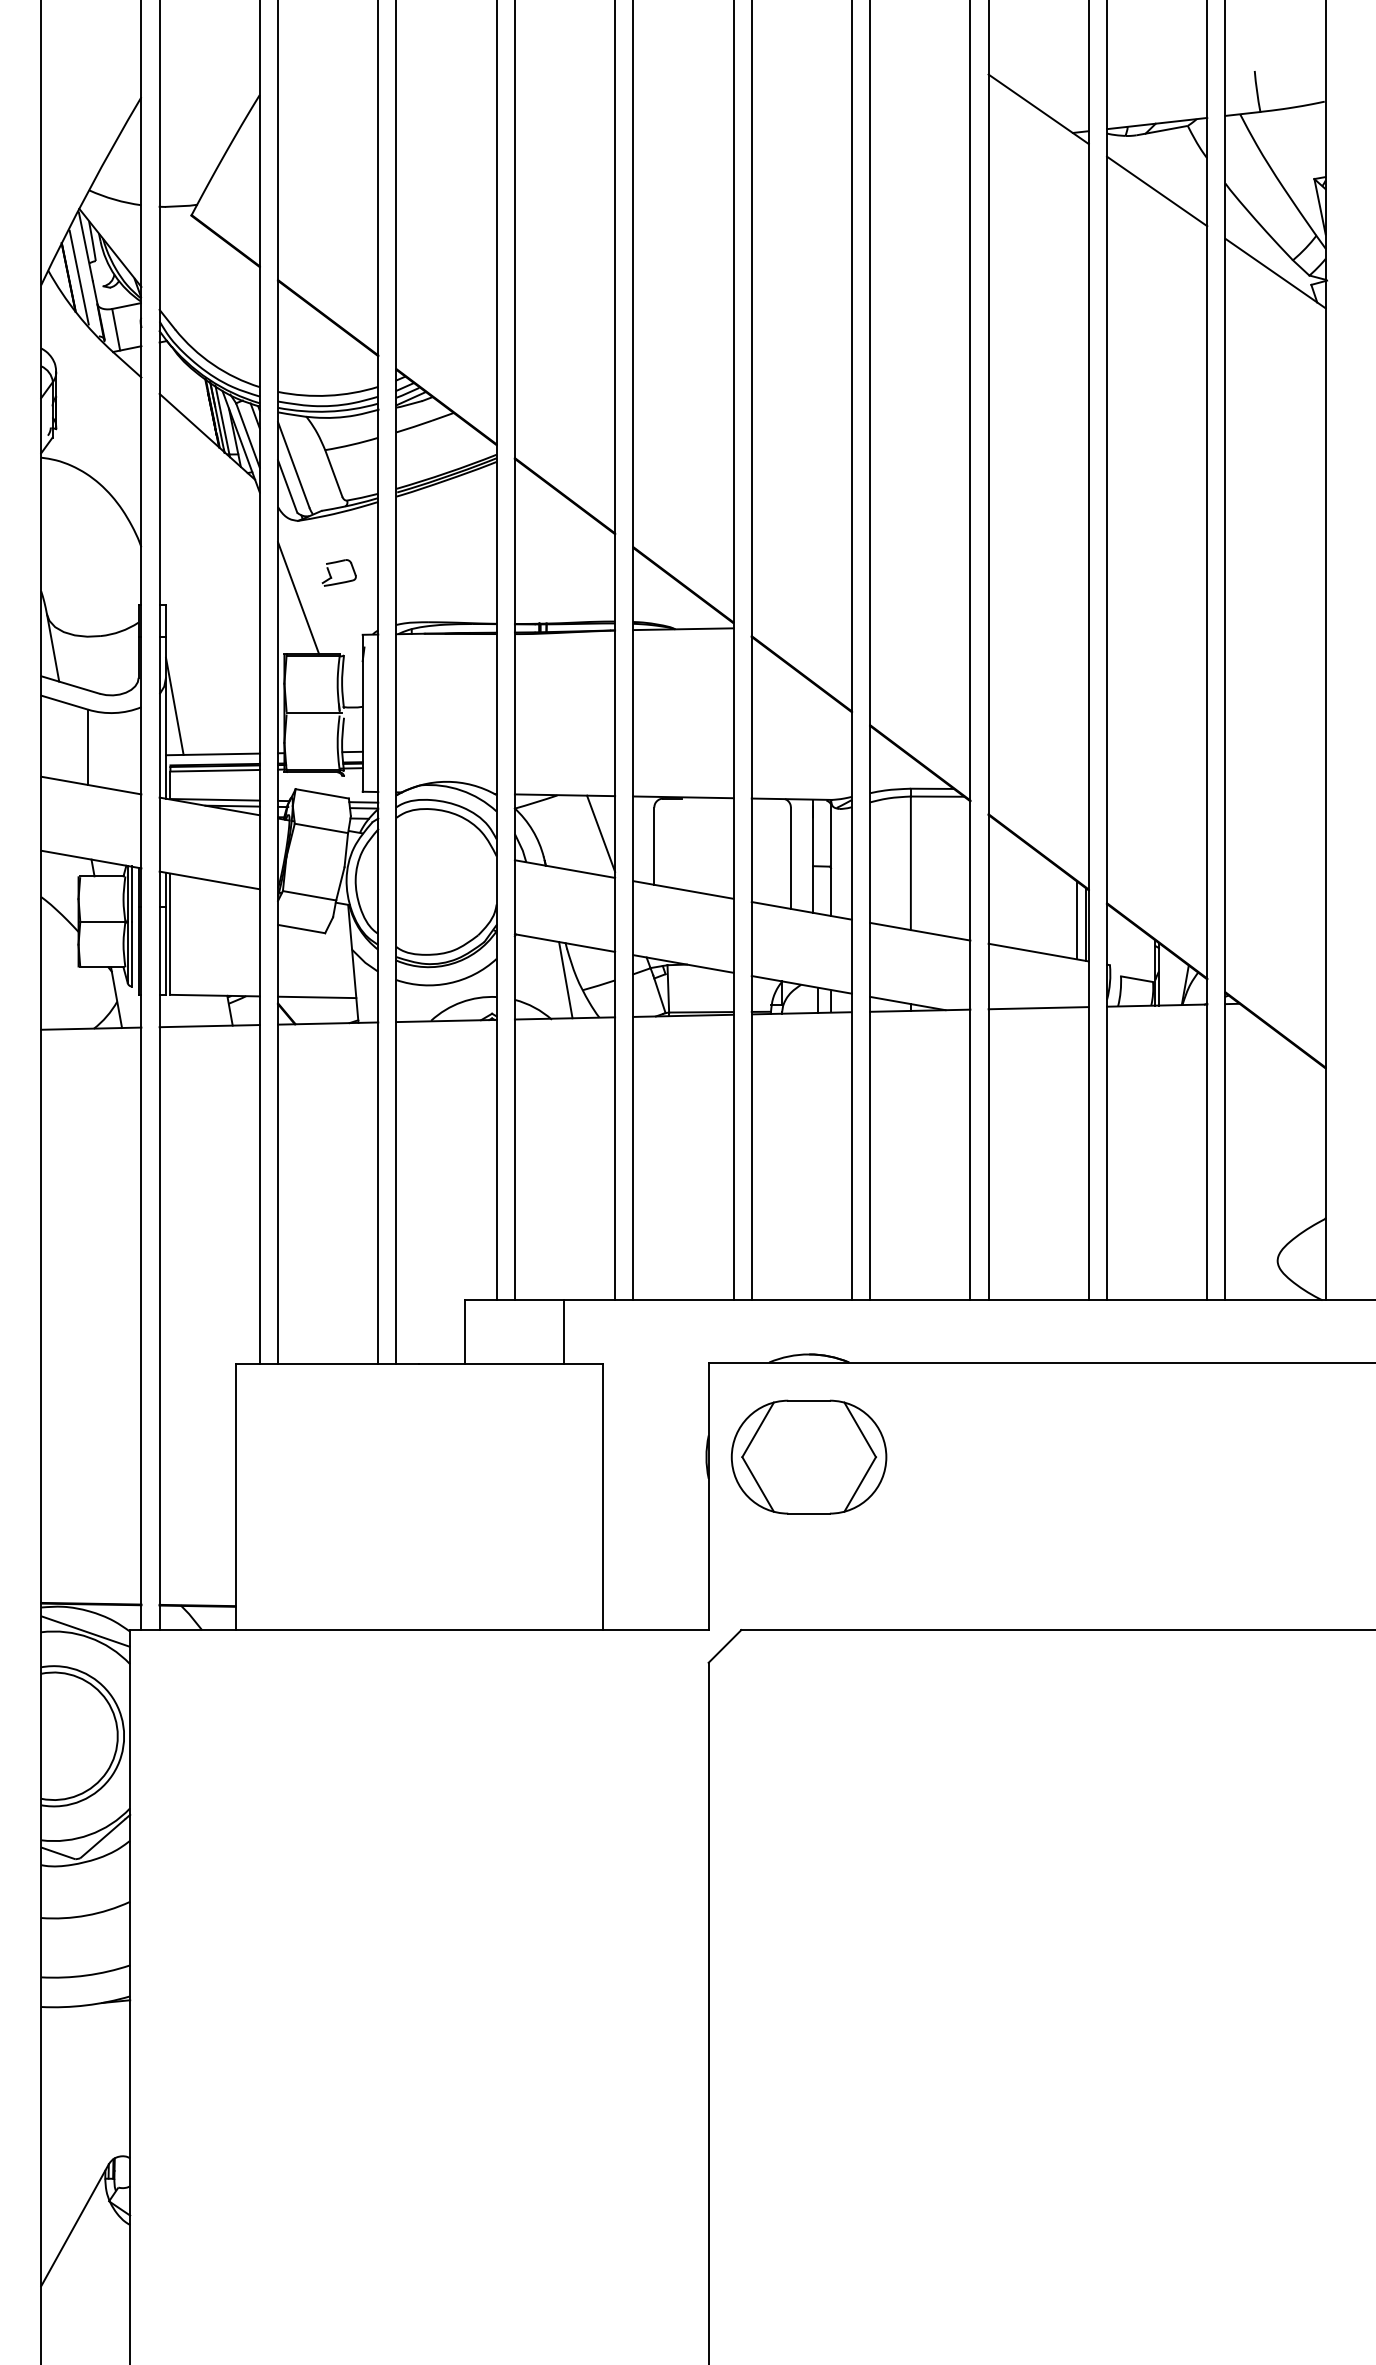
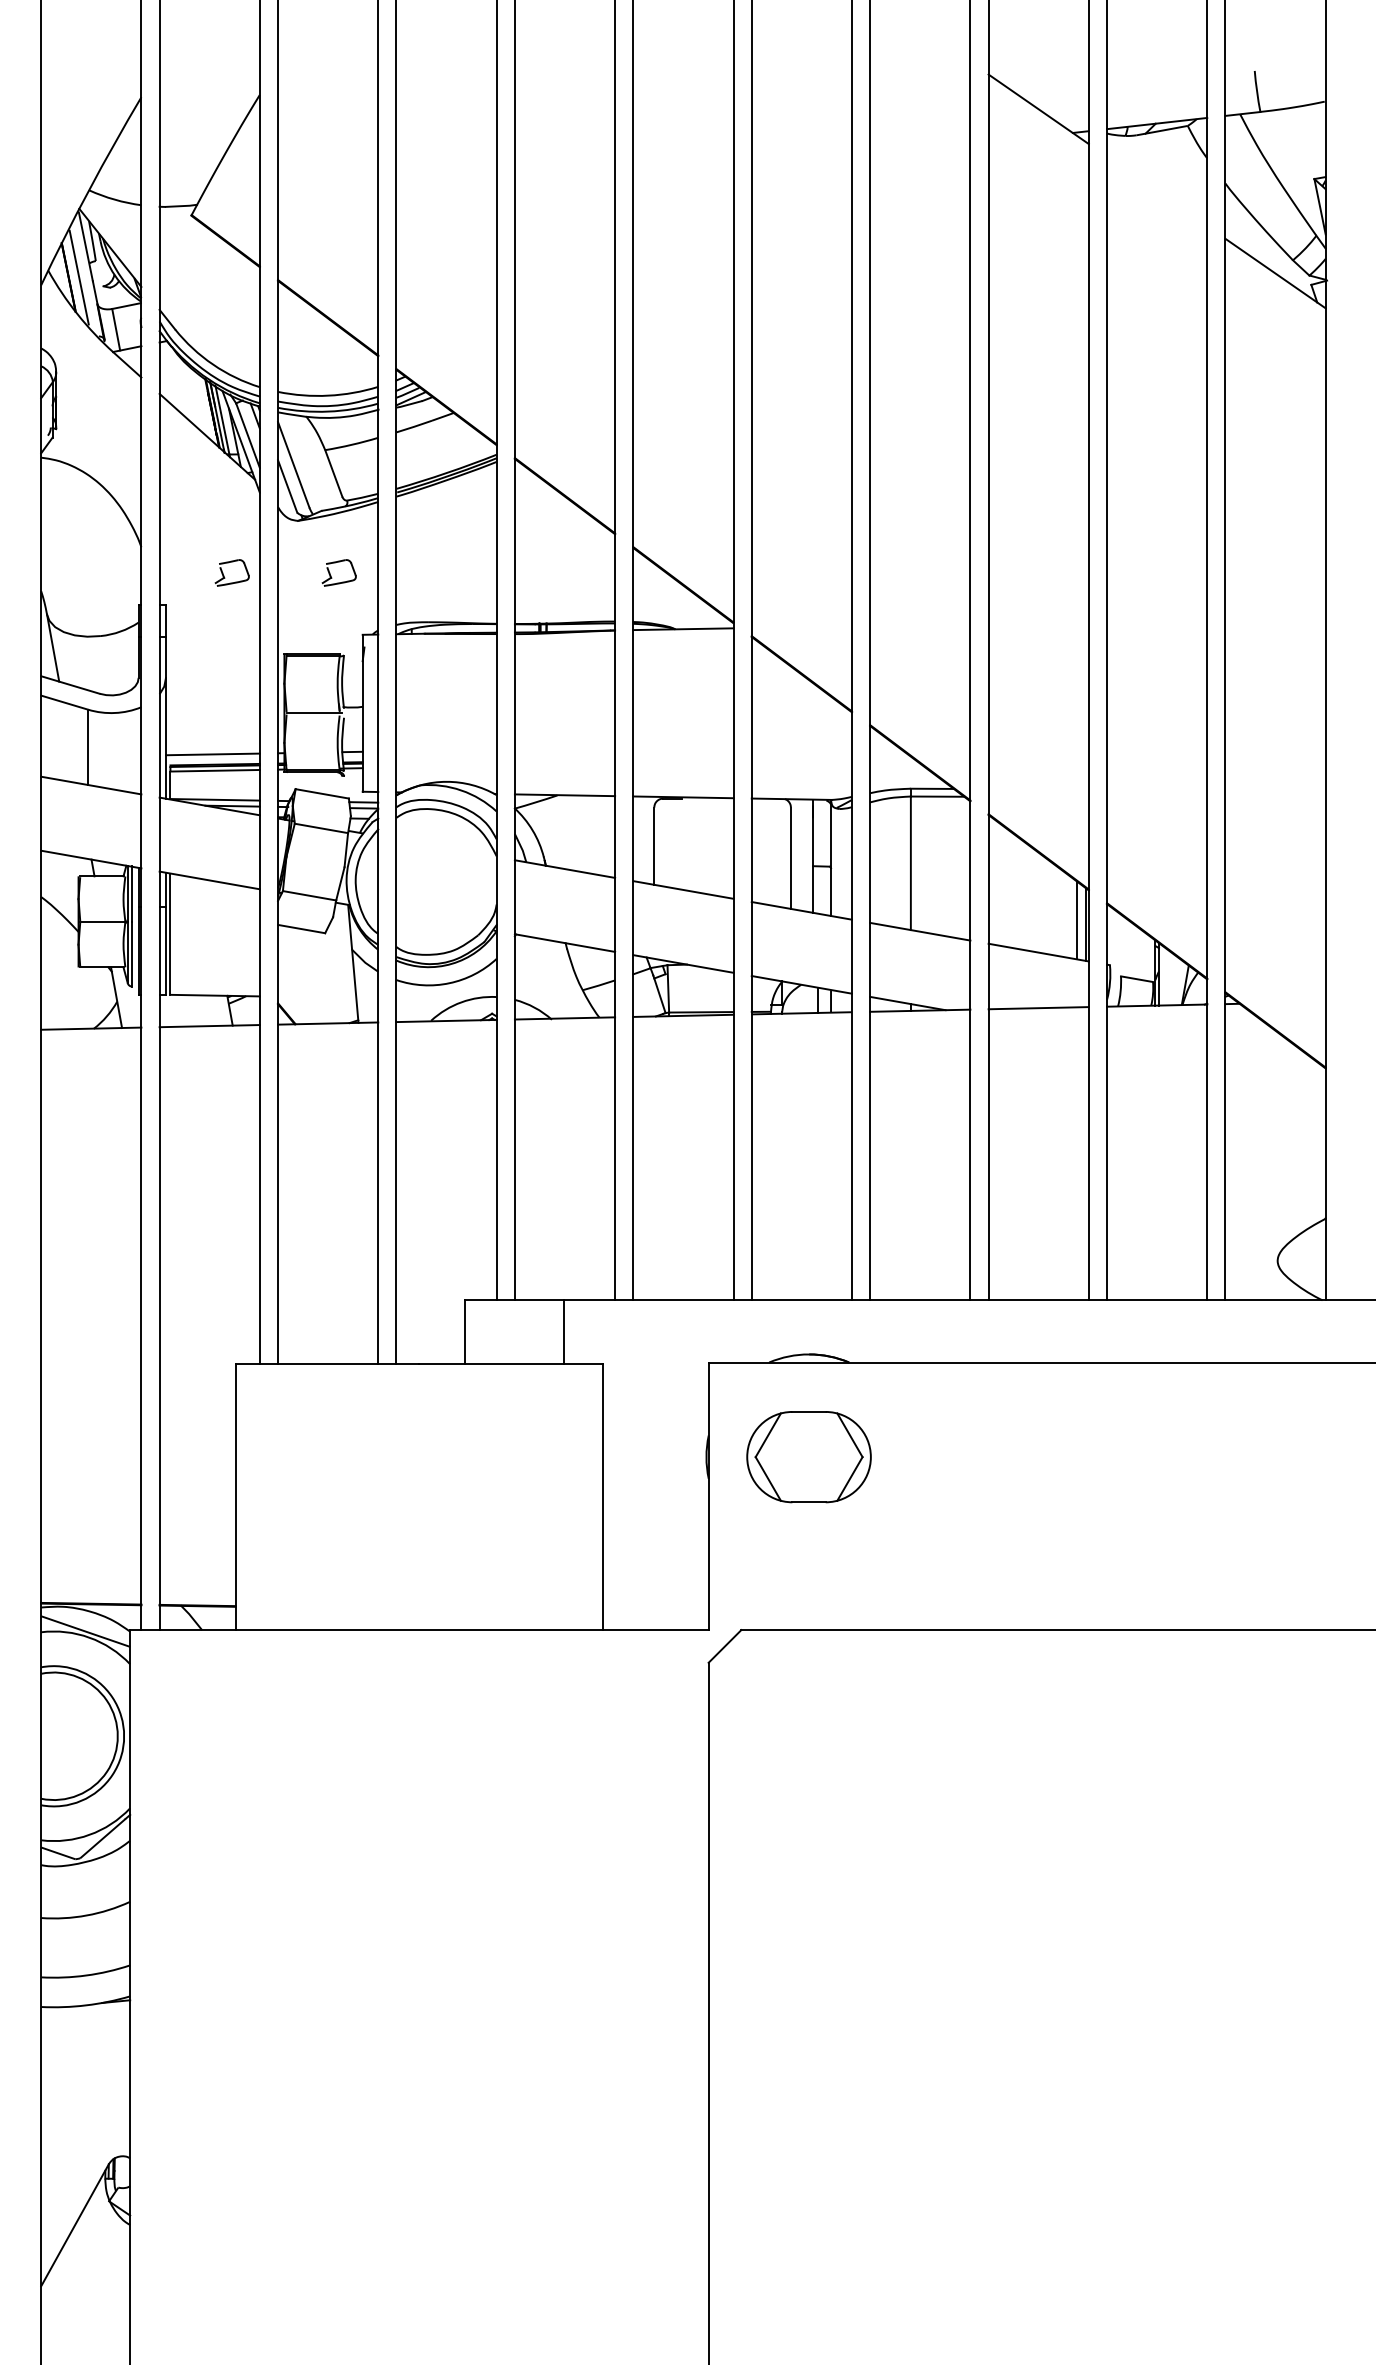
line: present -> none (1157, 191)
part: none -> present (224, 575)
line: present -> none (298, 598)
line: present -> none (174, 705)
line: present -> none (601, 833)
line: present -> none (565, 980)
line: present -> none (317, 997)
part size: 158x116 px -> 126x93 px (808, 1457)
